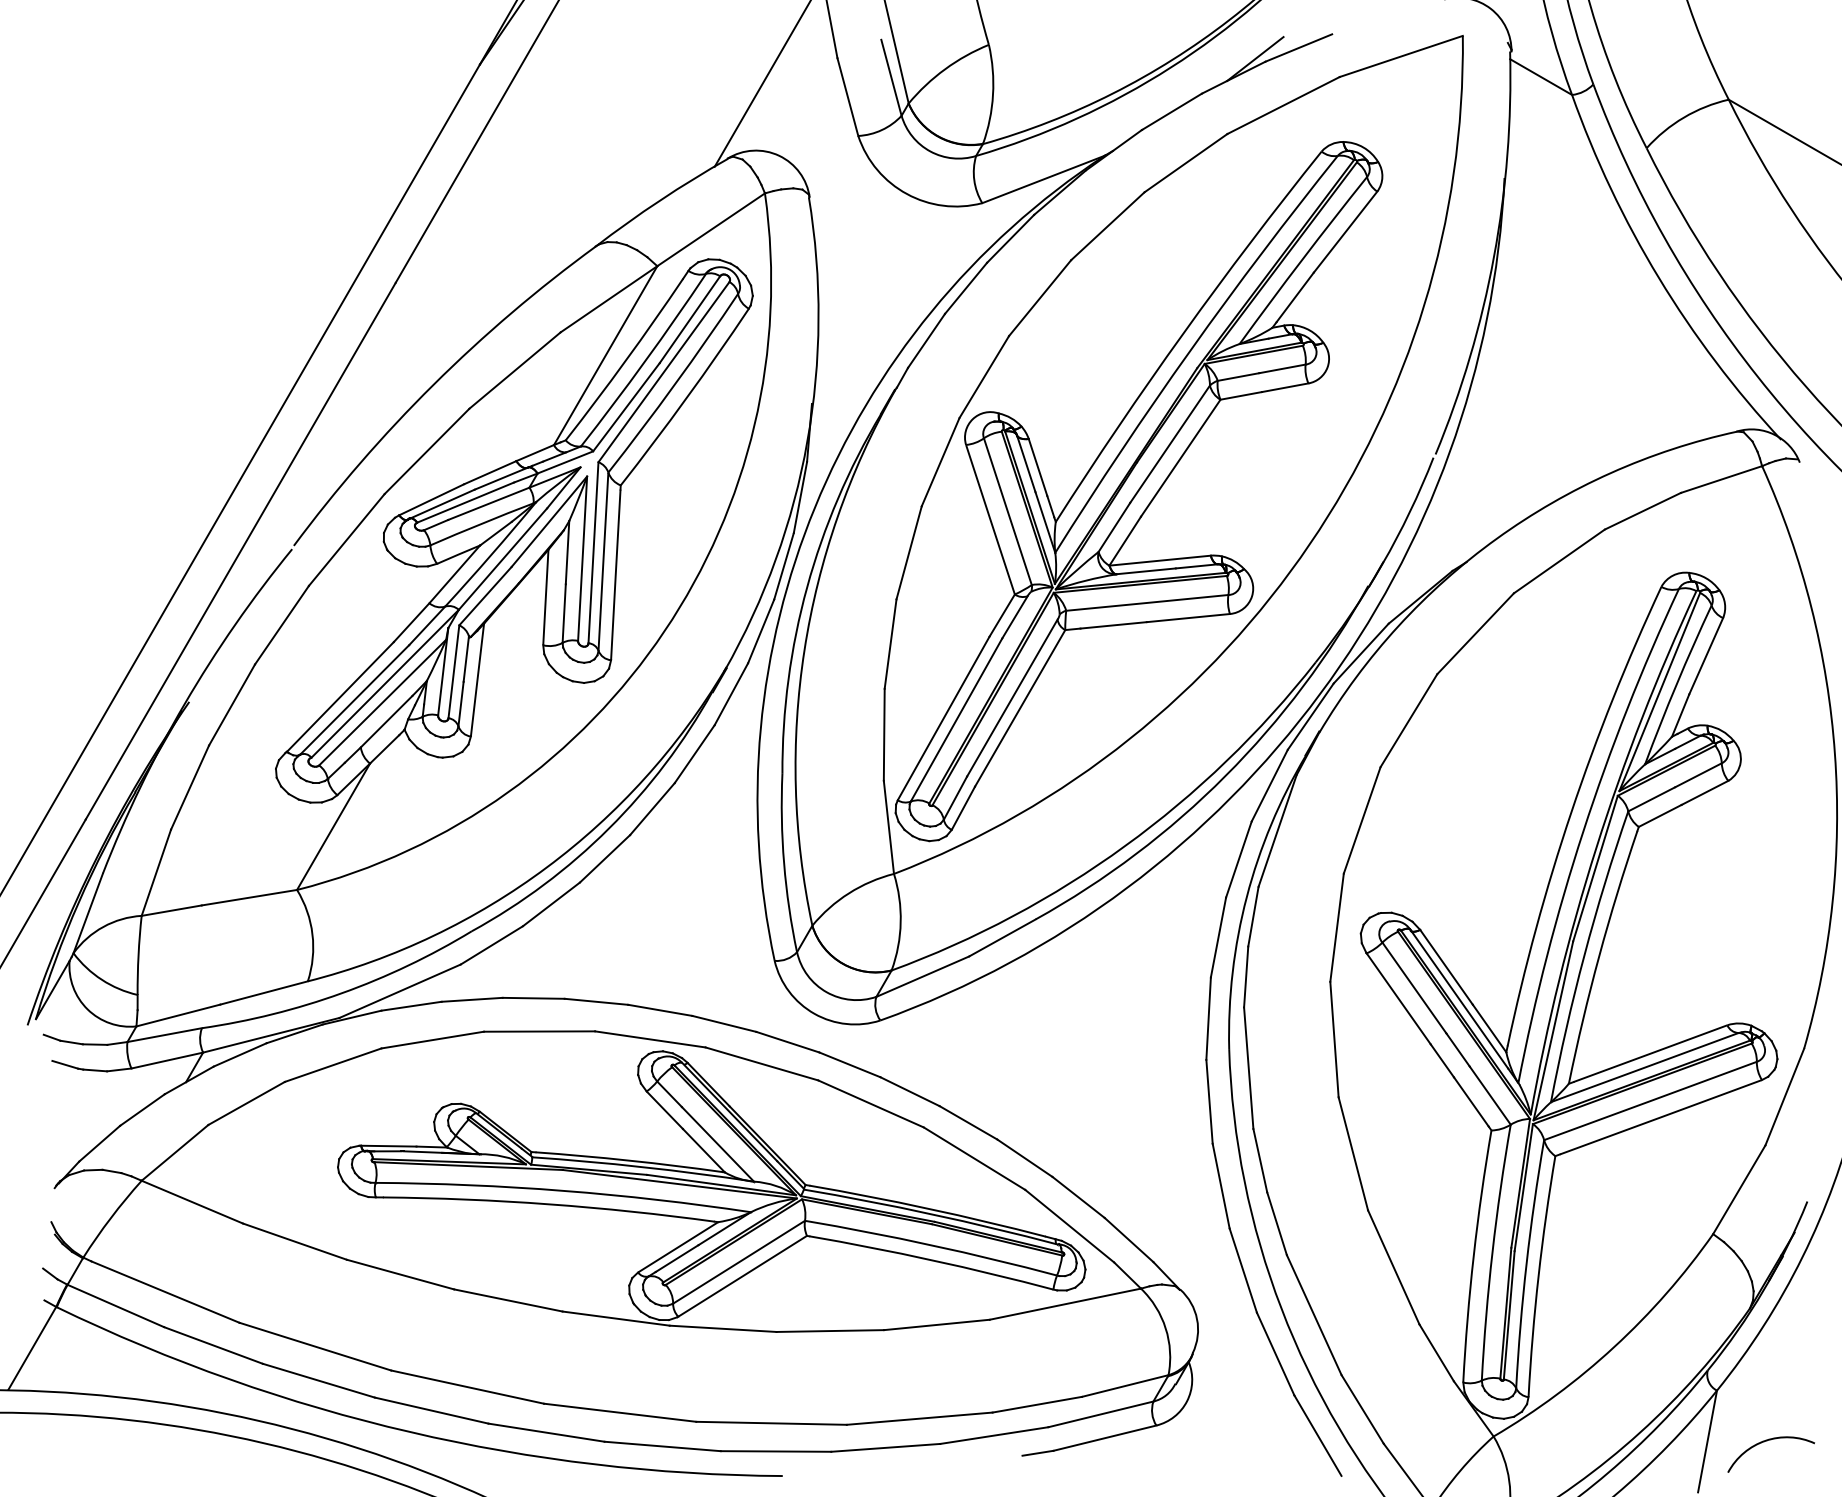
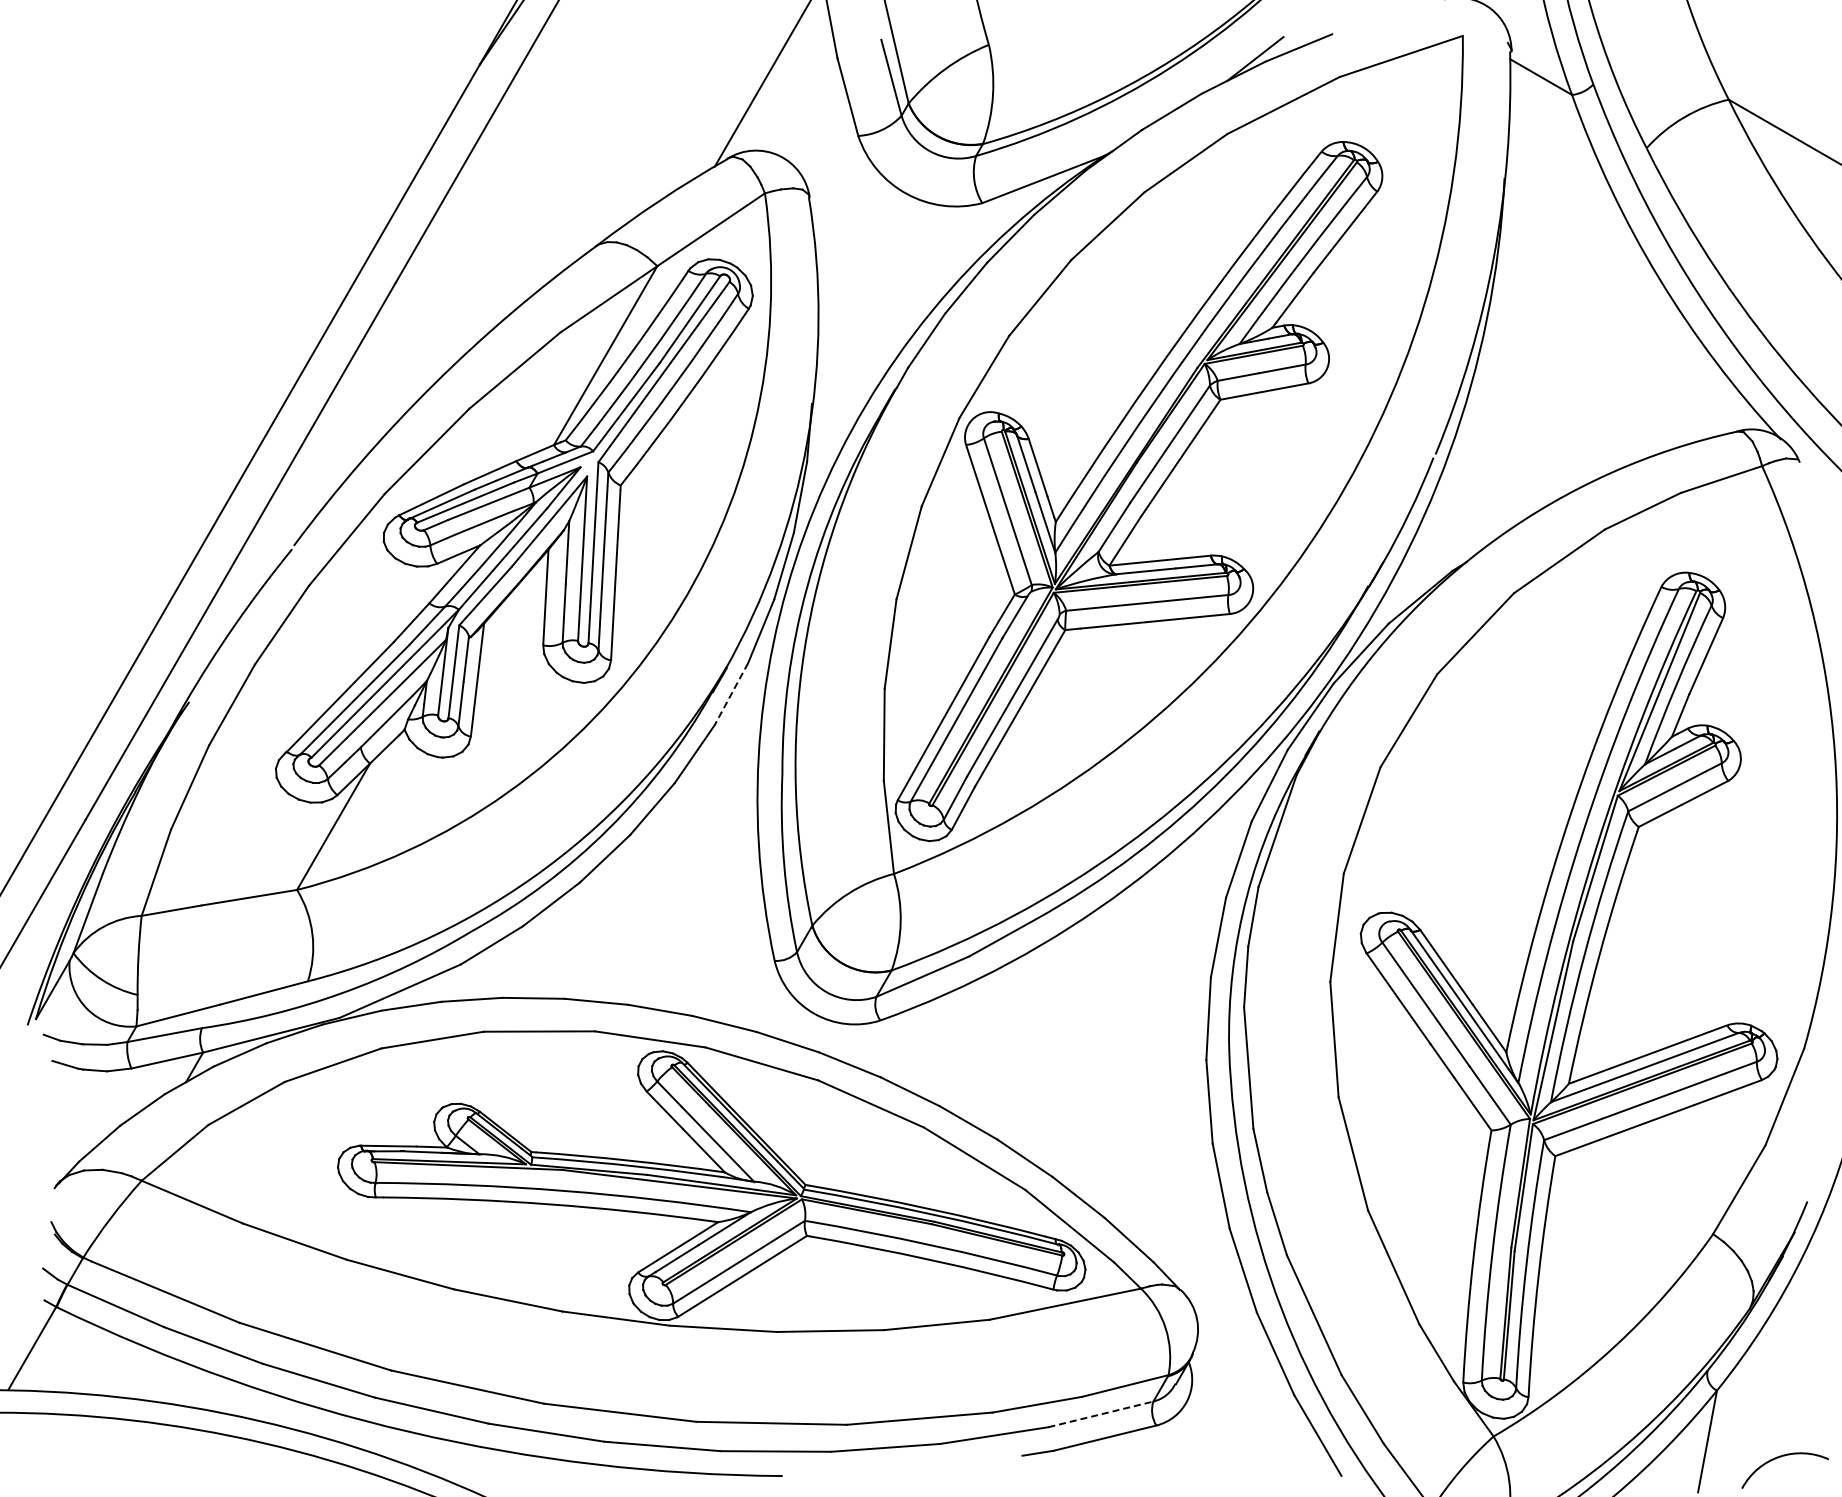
line: solid -> dashed (731, 694)
line: solid -> dashed (1101, 1414)
curve position: (1767, 1441) -> (1781, 1457) (1781, 1457)
